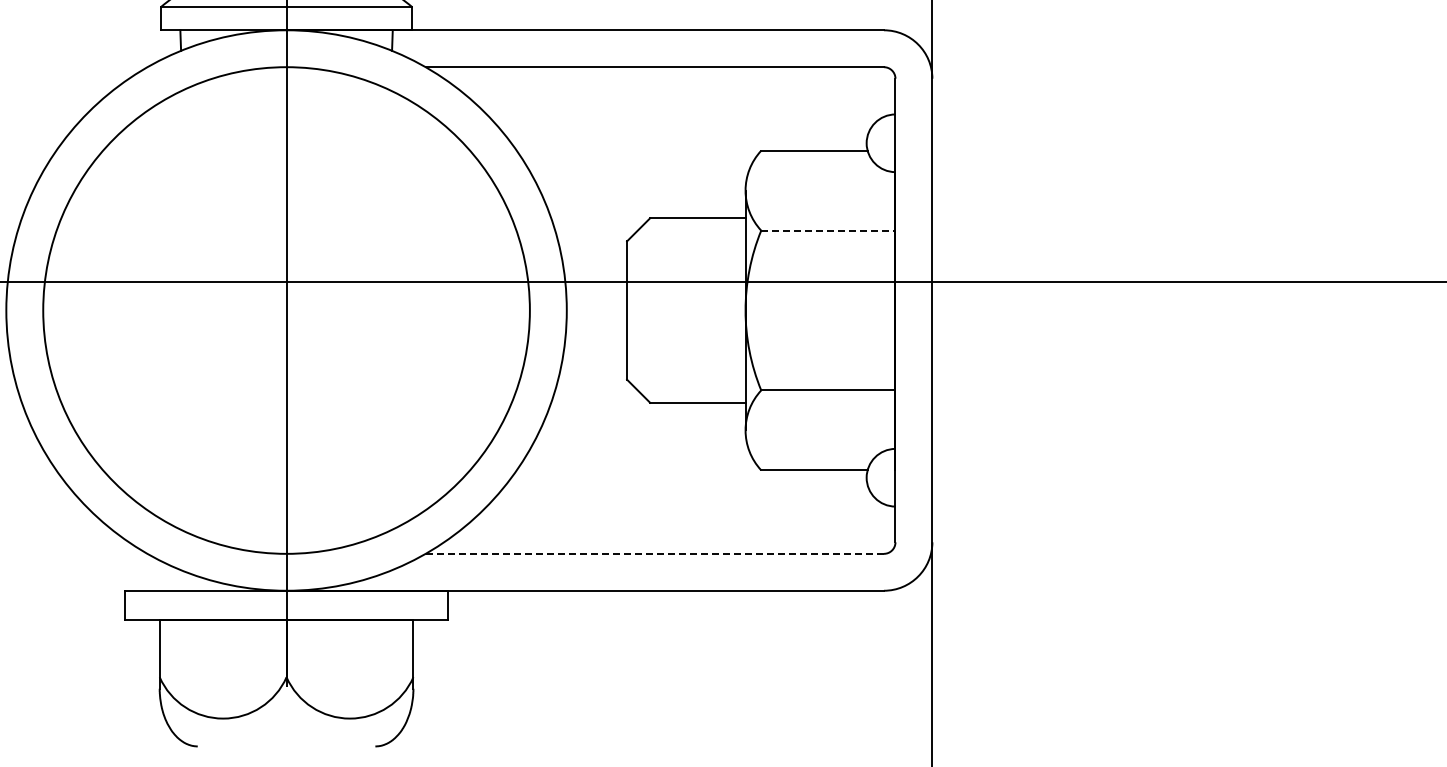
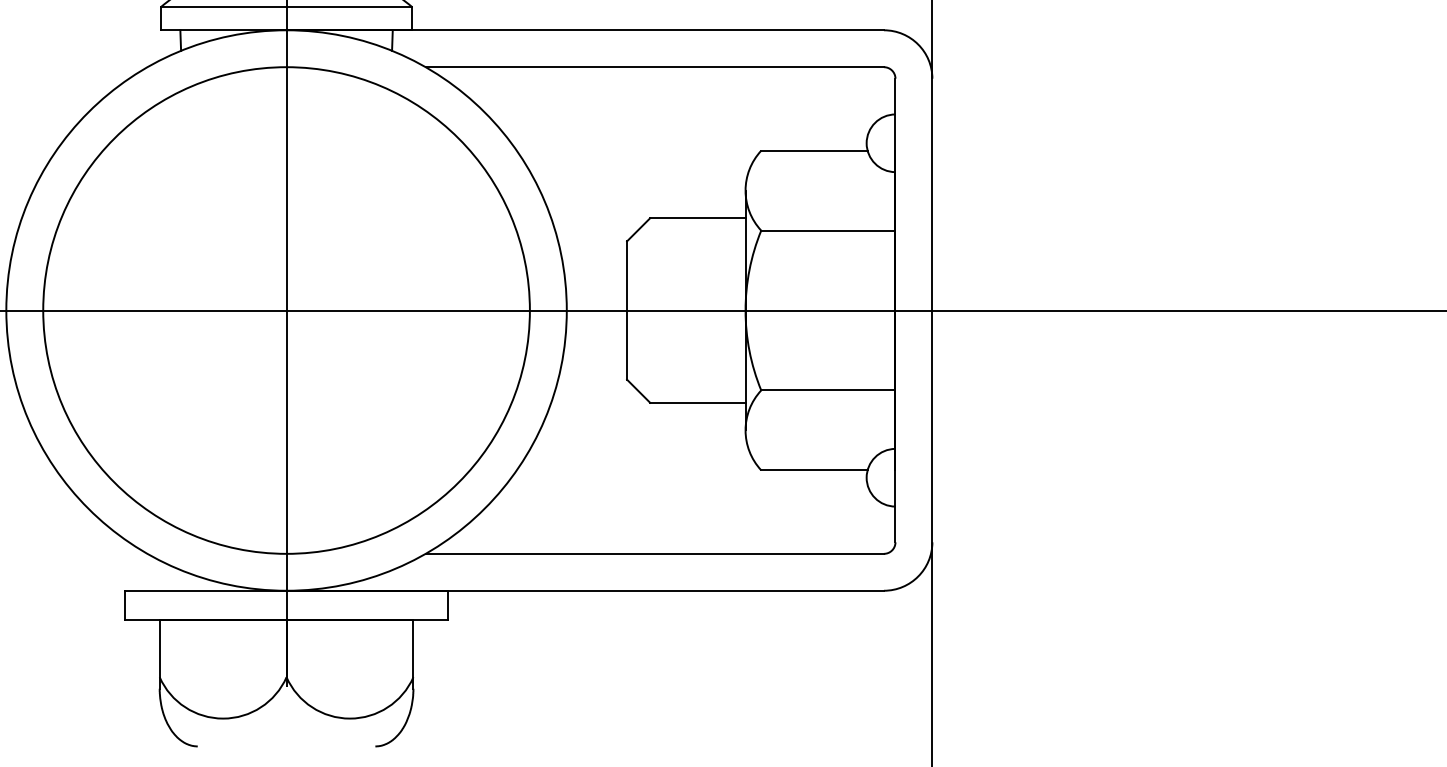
line: dashed -> solid (828, 230)
line position: (722, 281) -> (722, 310) (722, 310)
line: dashed -> solid (654, 553)
